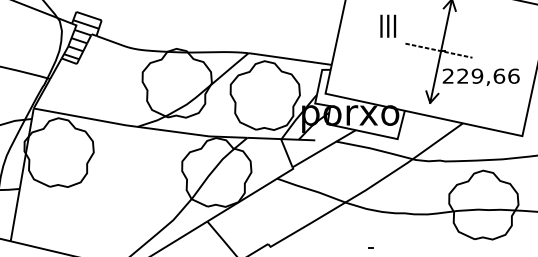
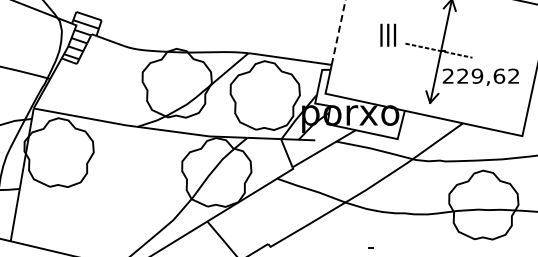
text position: (388, 25) -> (388, 34) (388, 34)
line: solid -> dashed (338, 32)
text: 229,66 -> 229,62 (513, 75)
